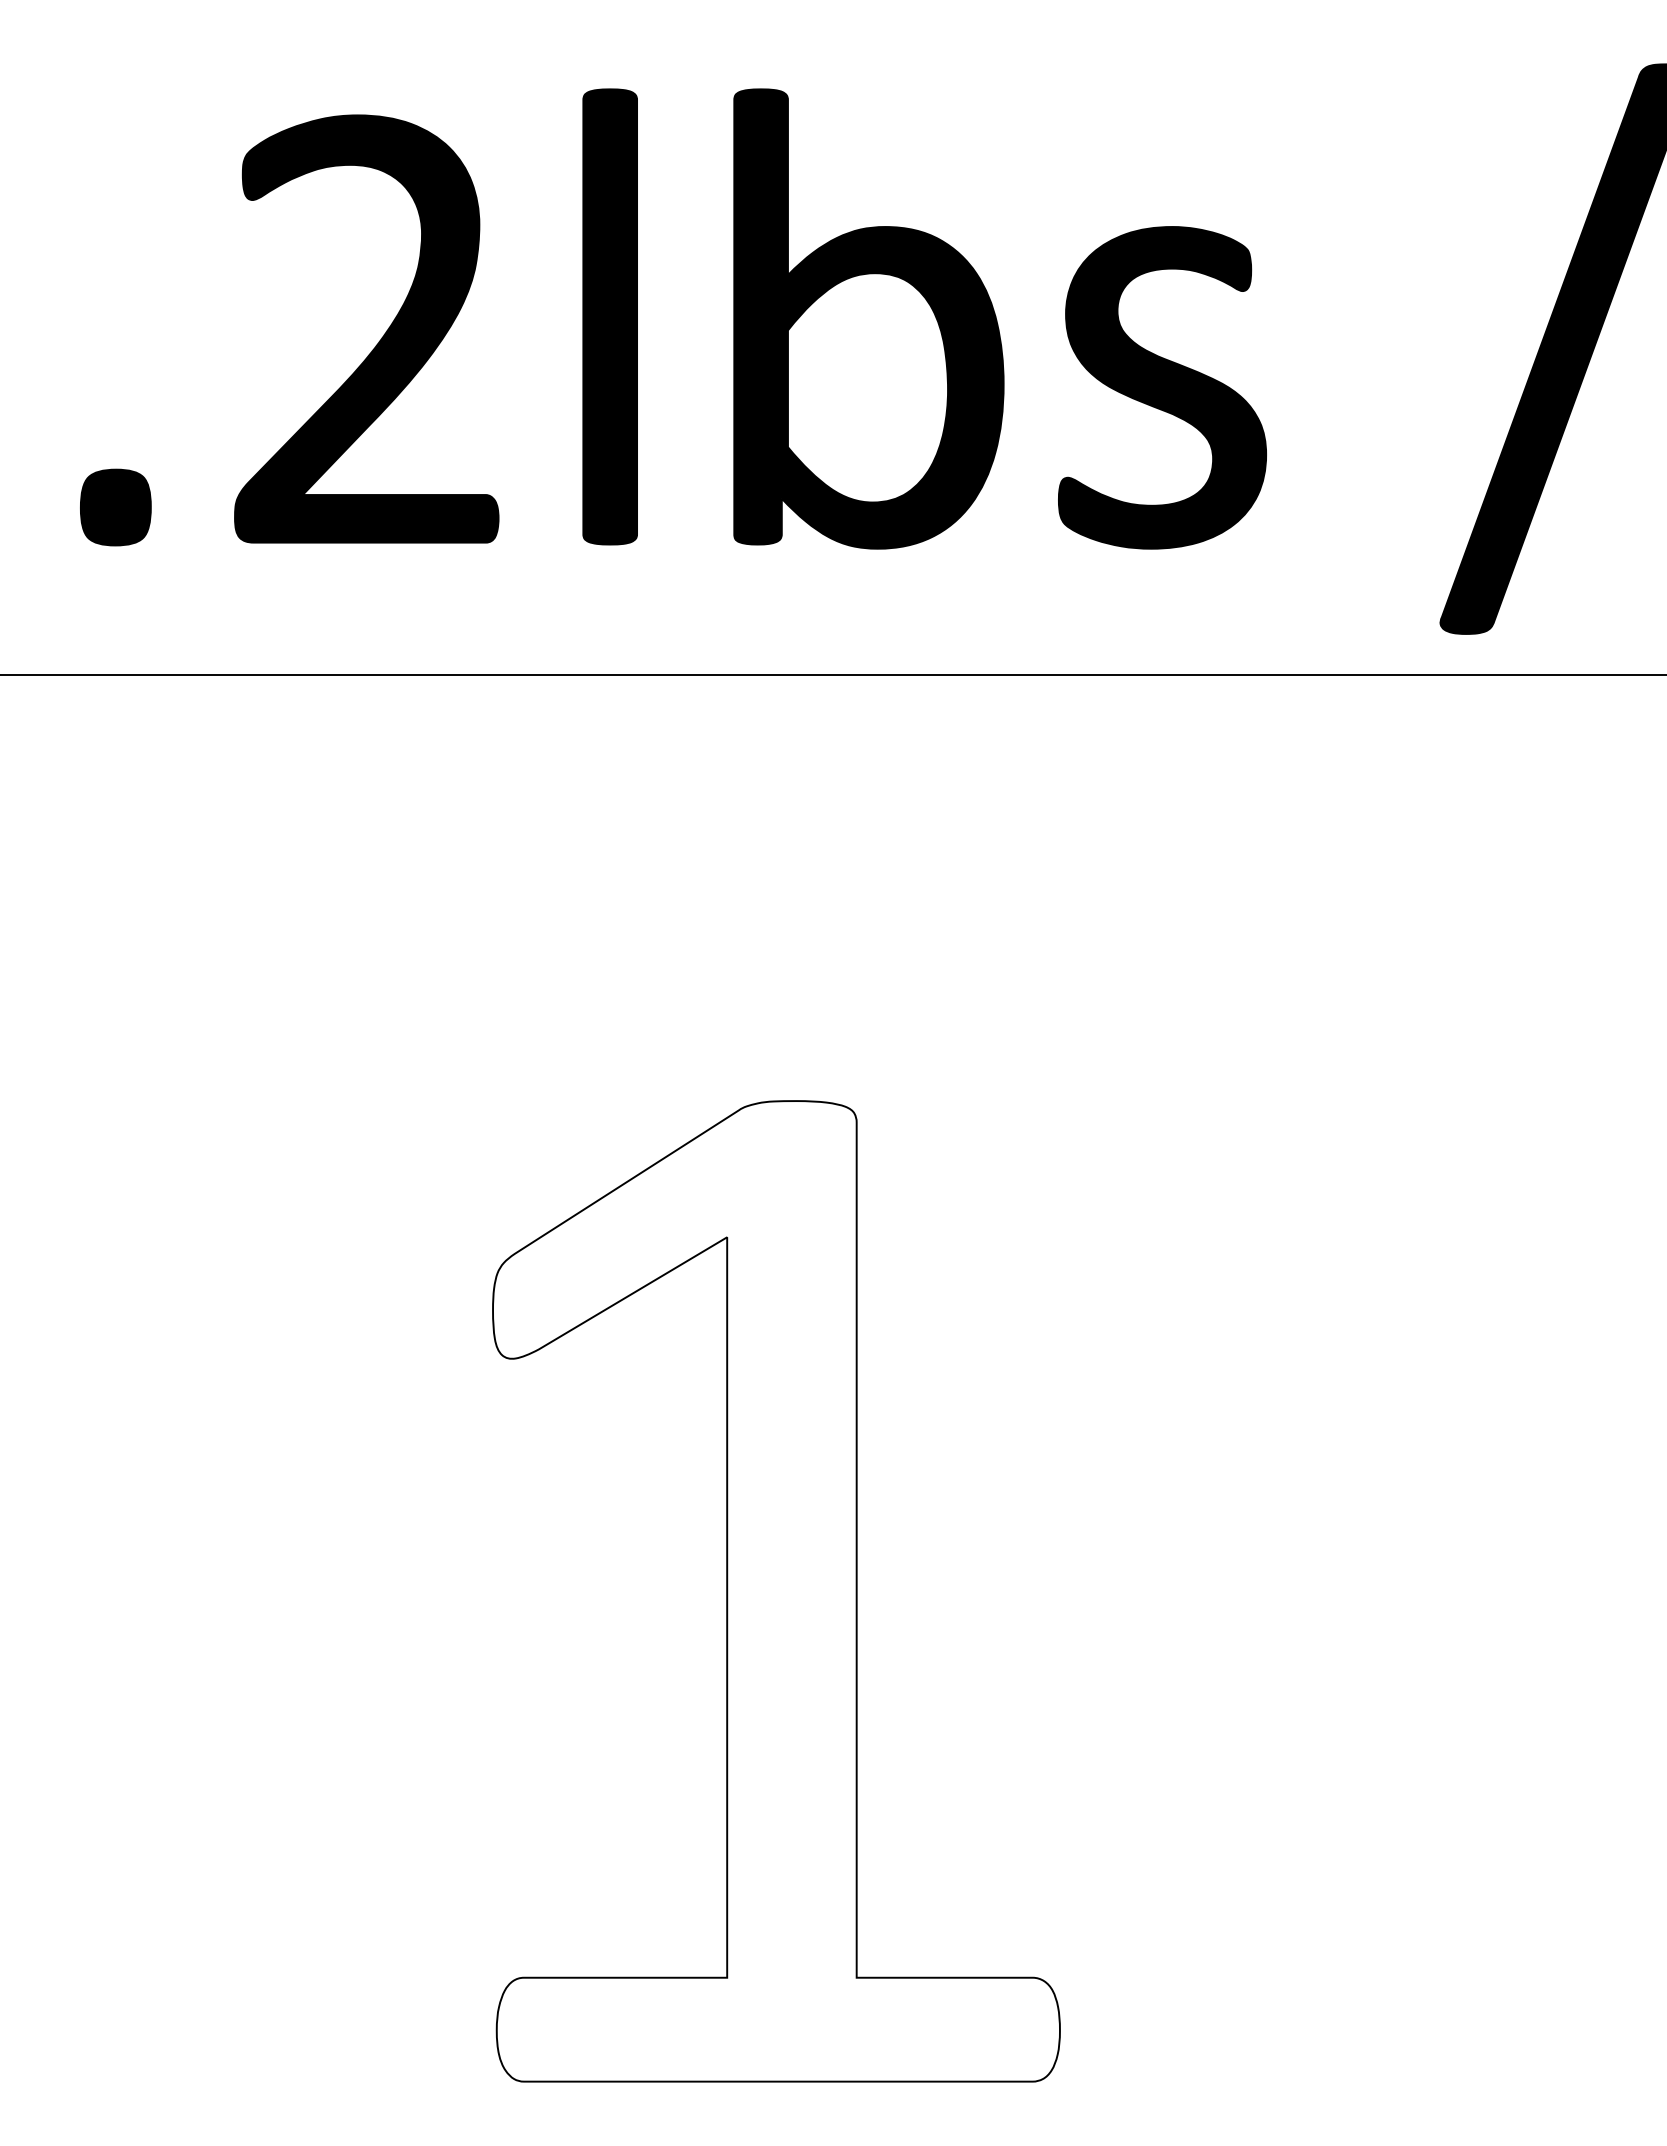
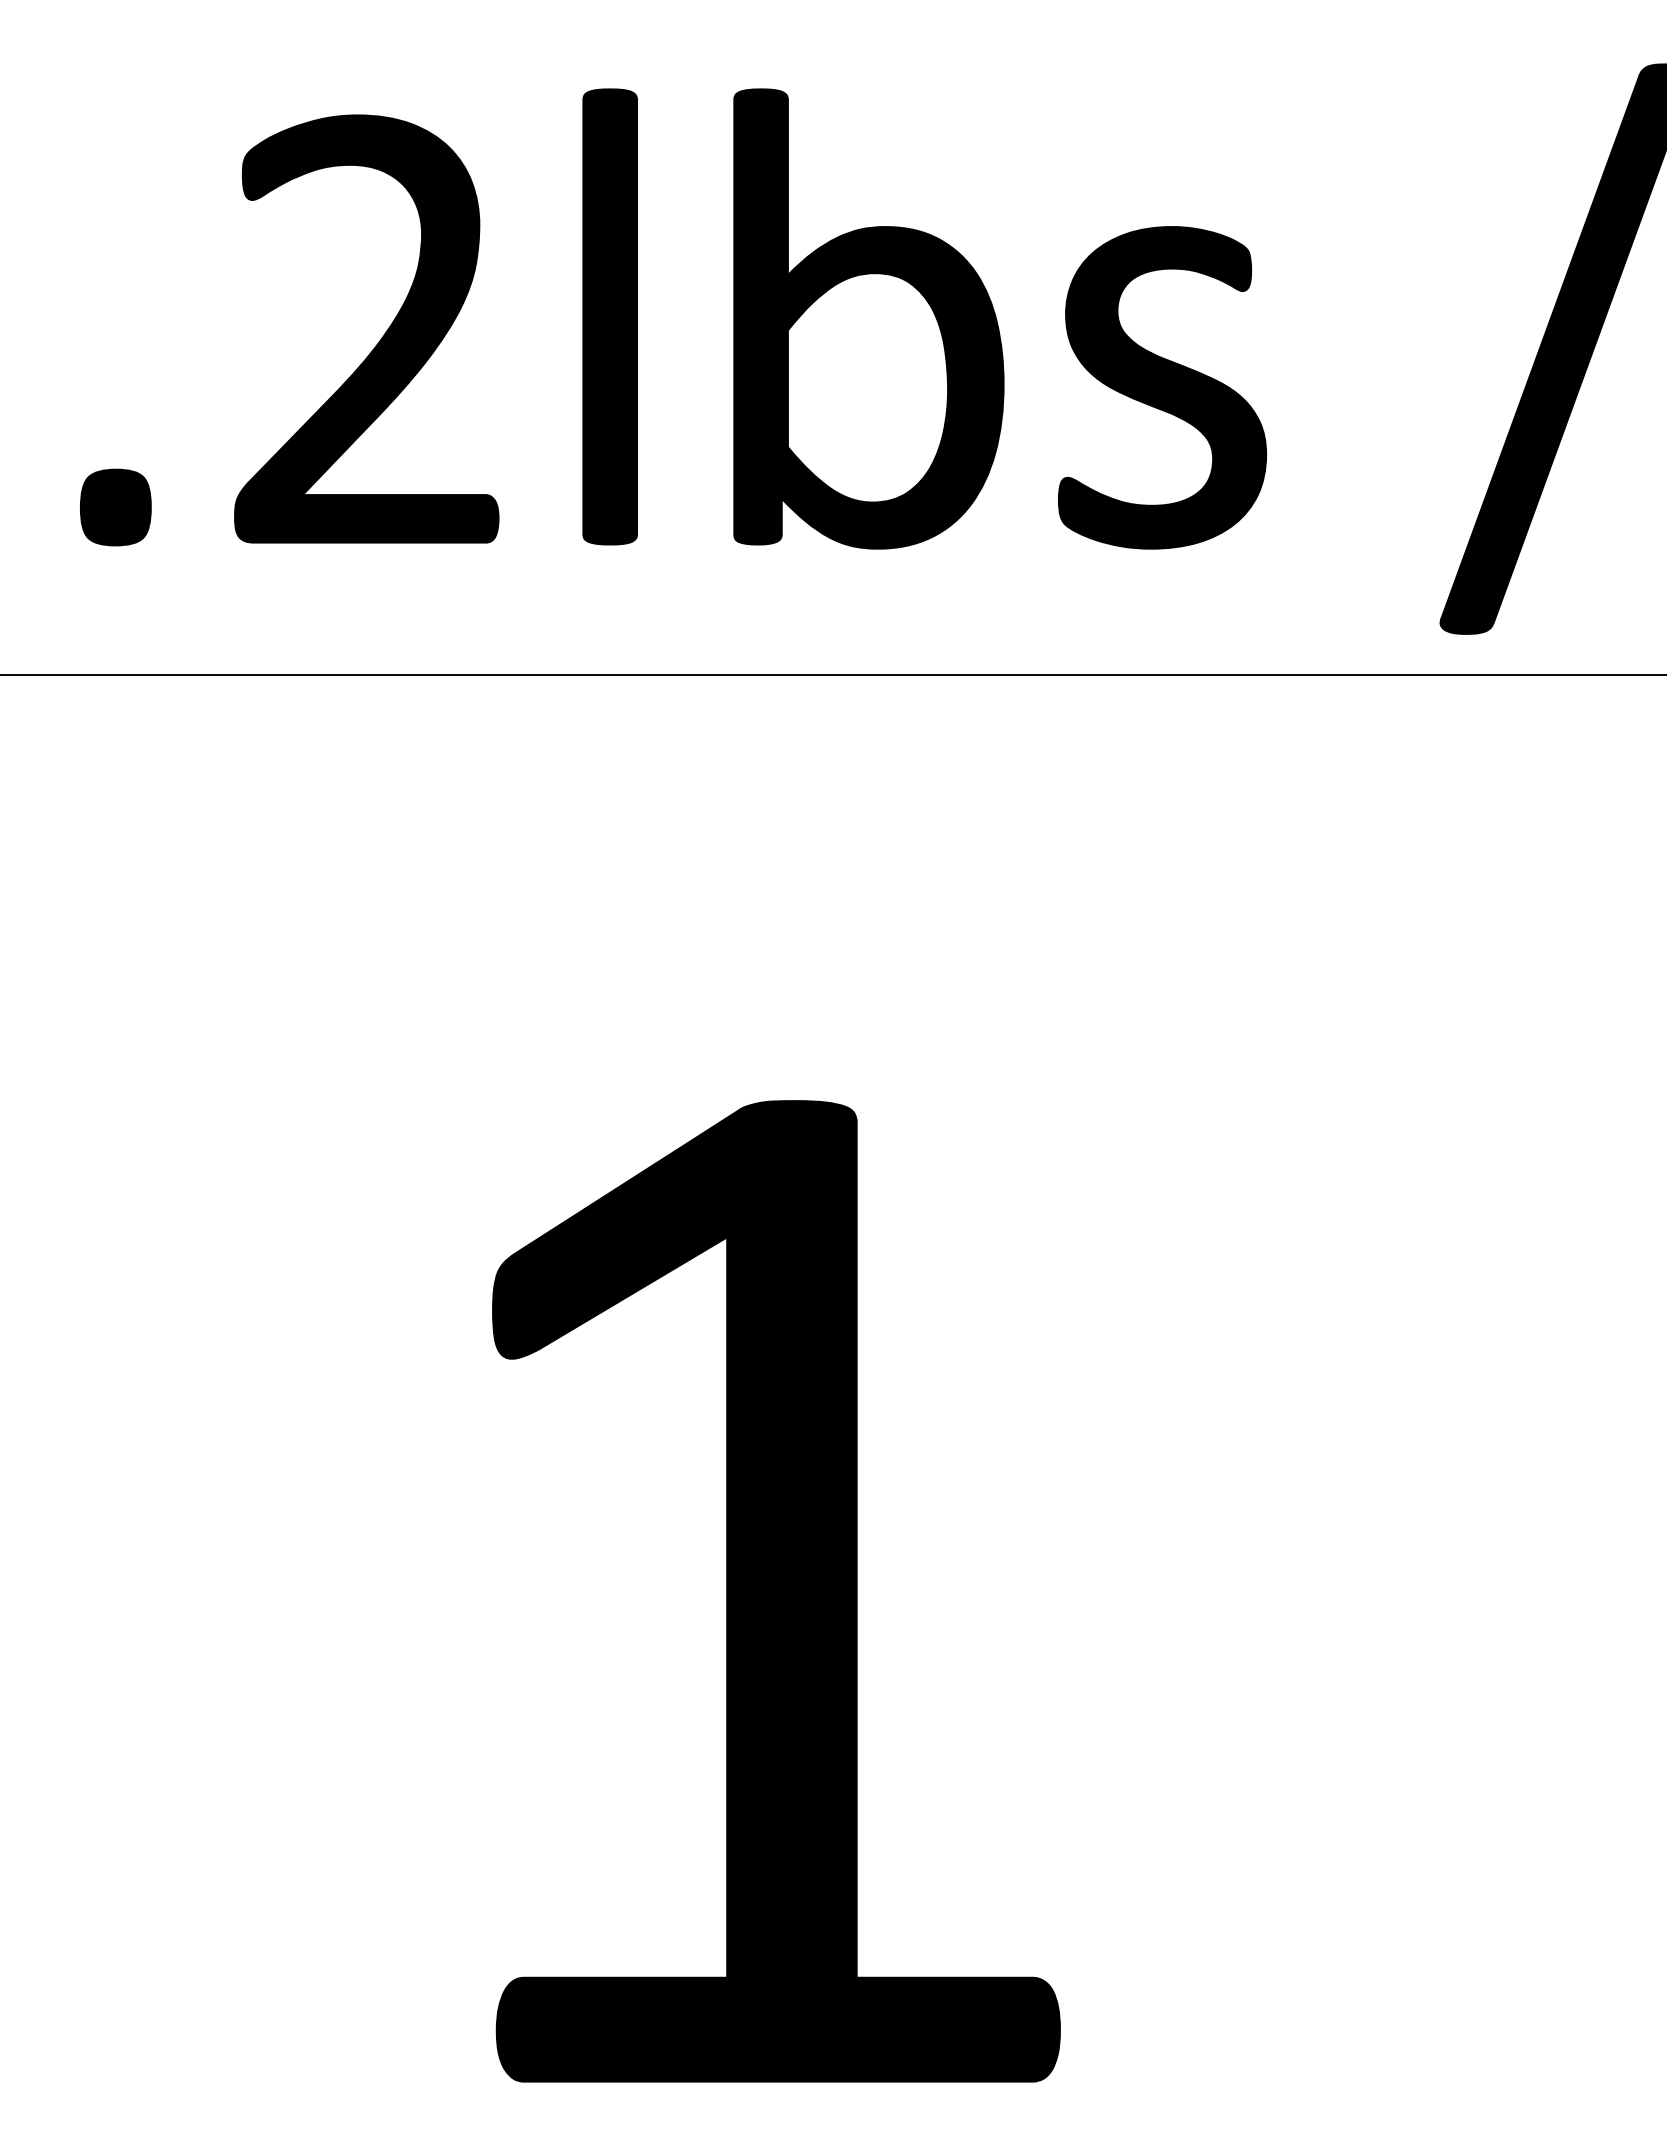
fill: none -> present (776, 1591)
